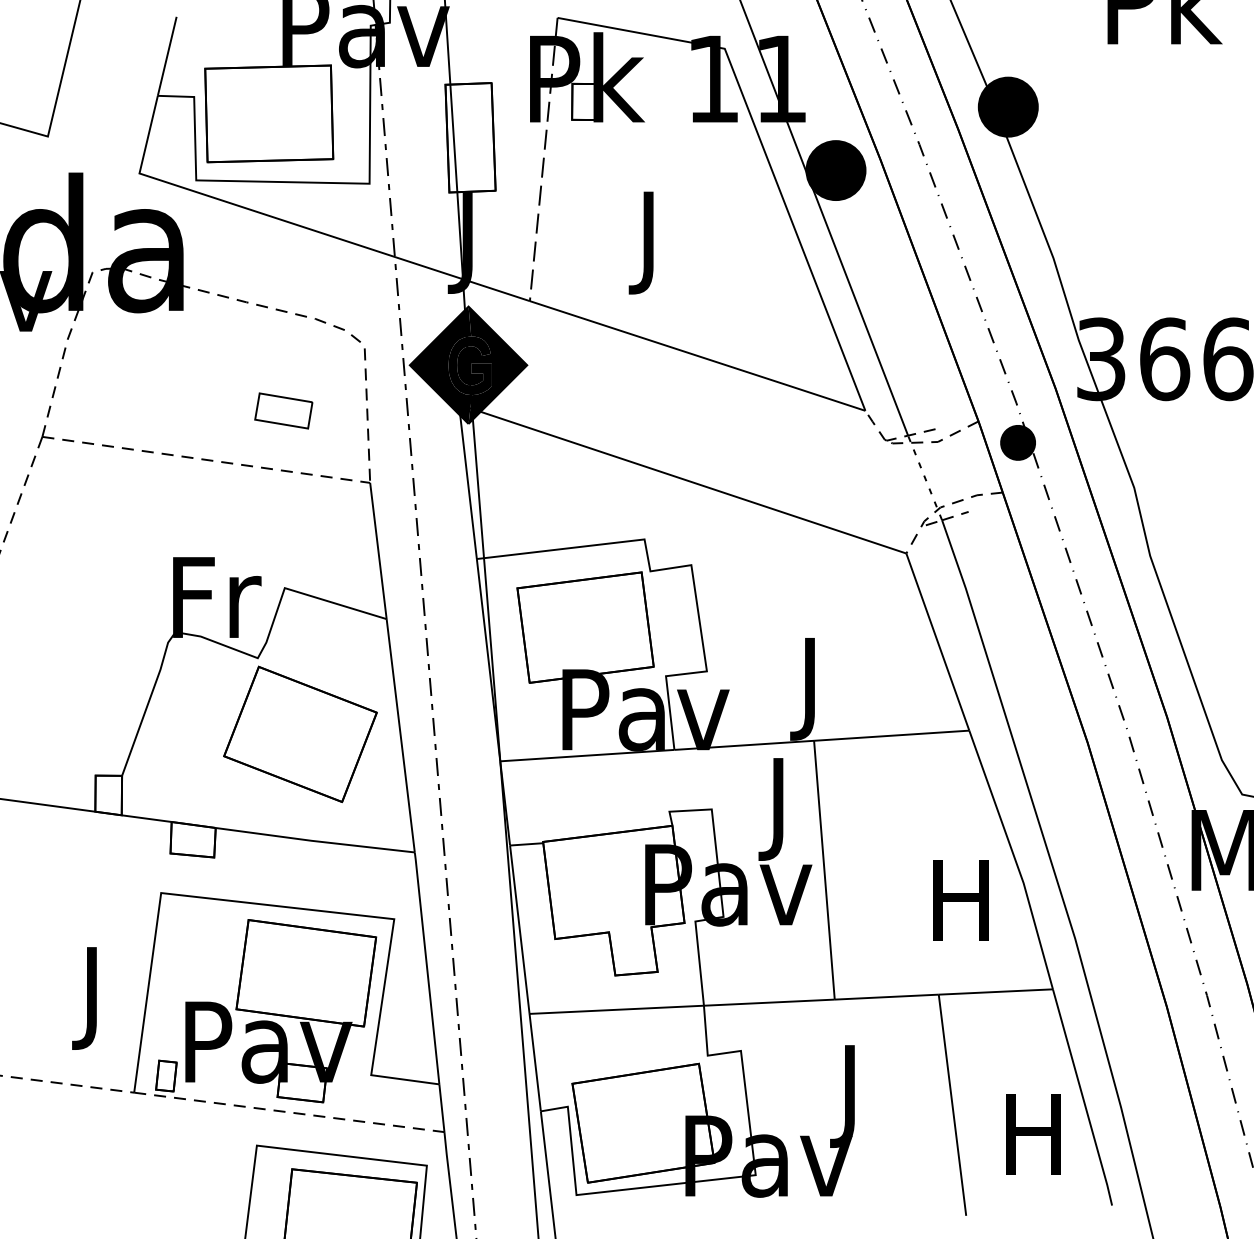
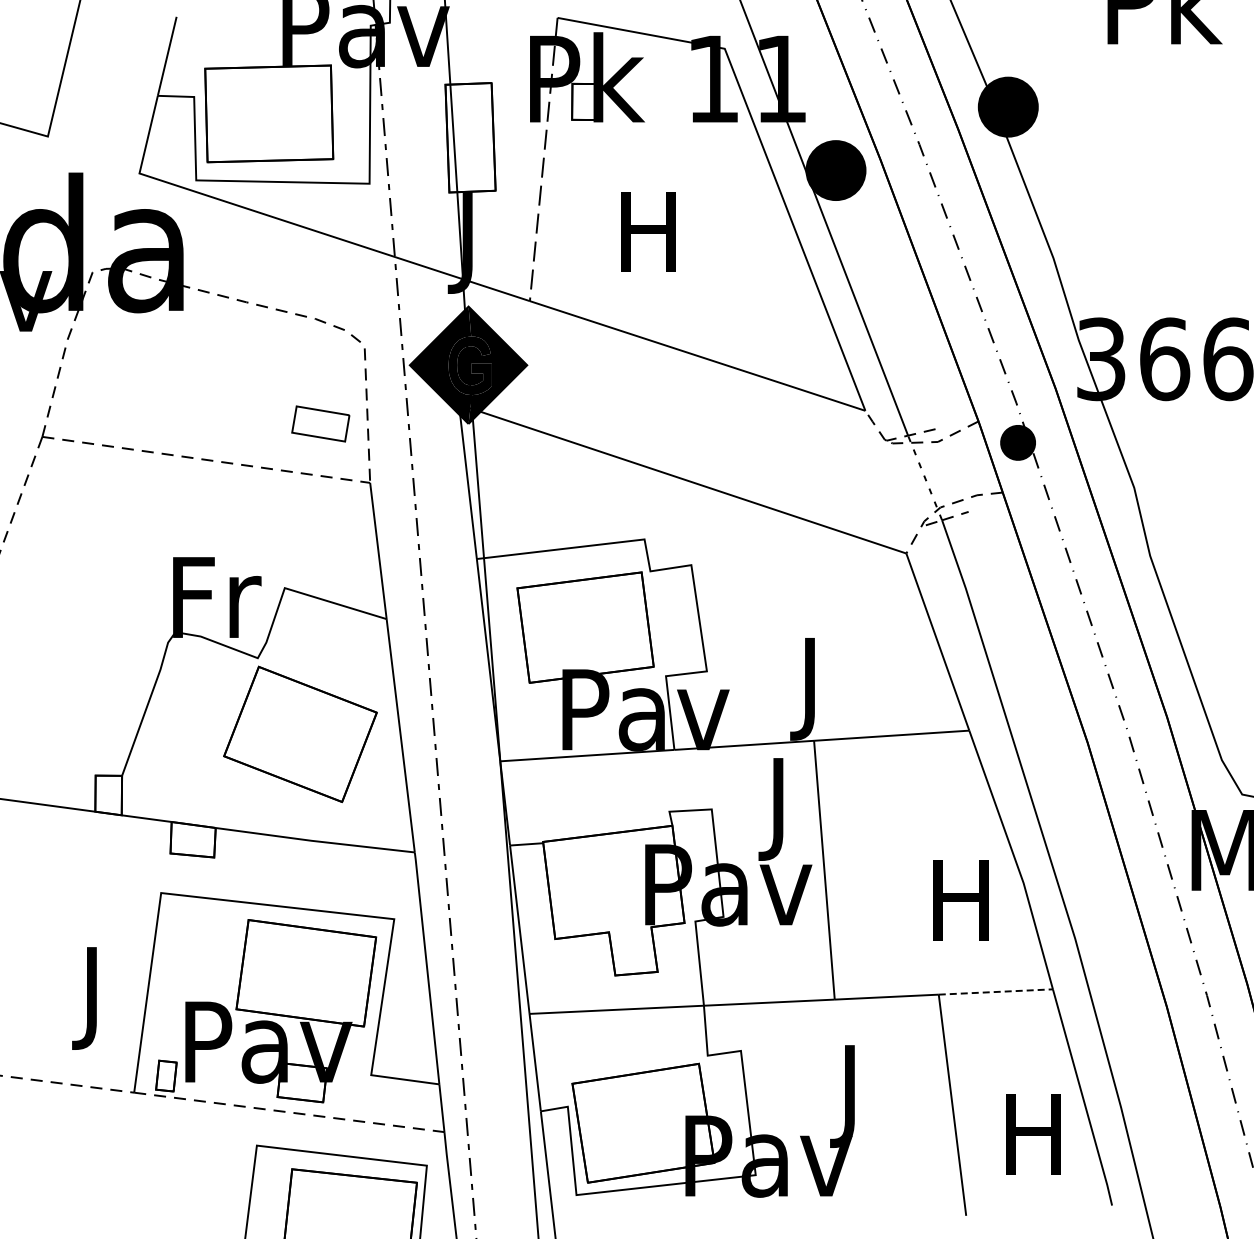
text: J -> H (648, 242)
part position: (283, 410) -> (320, 423) (320, 423)
line: solid -> dashed (996, 991)
